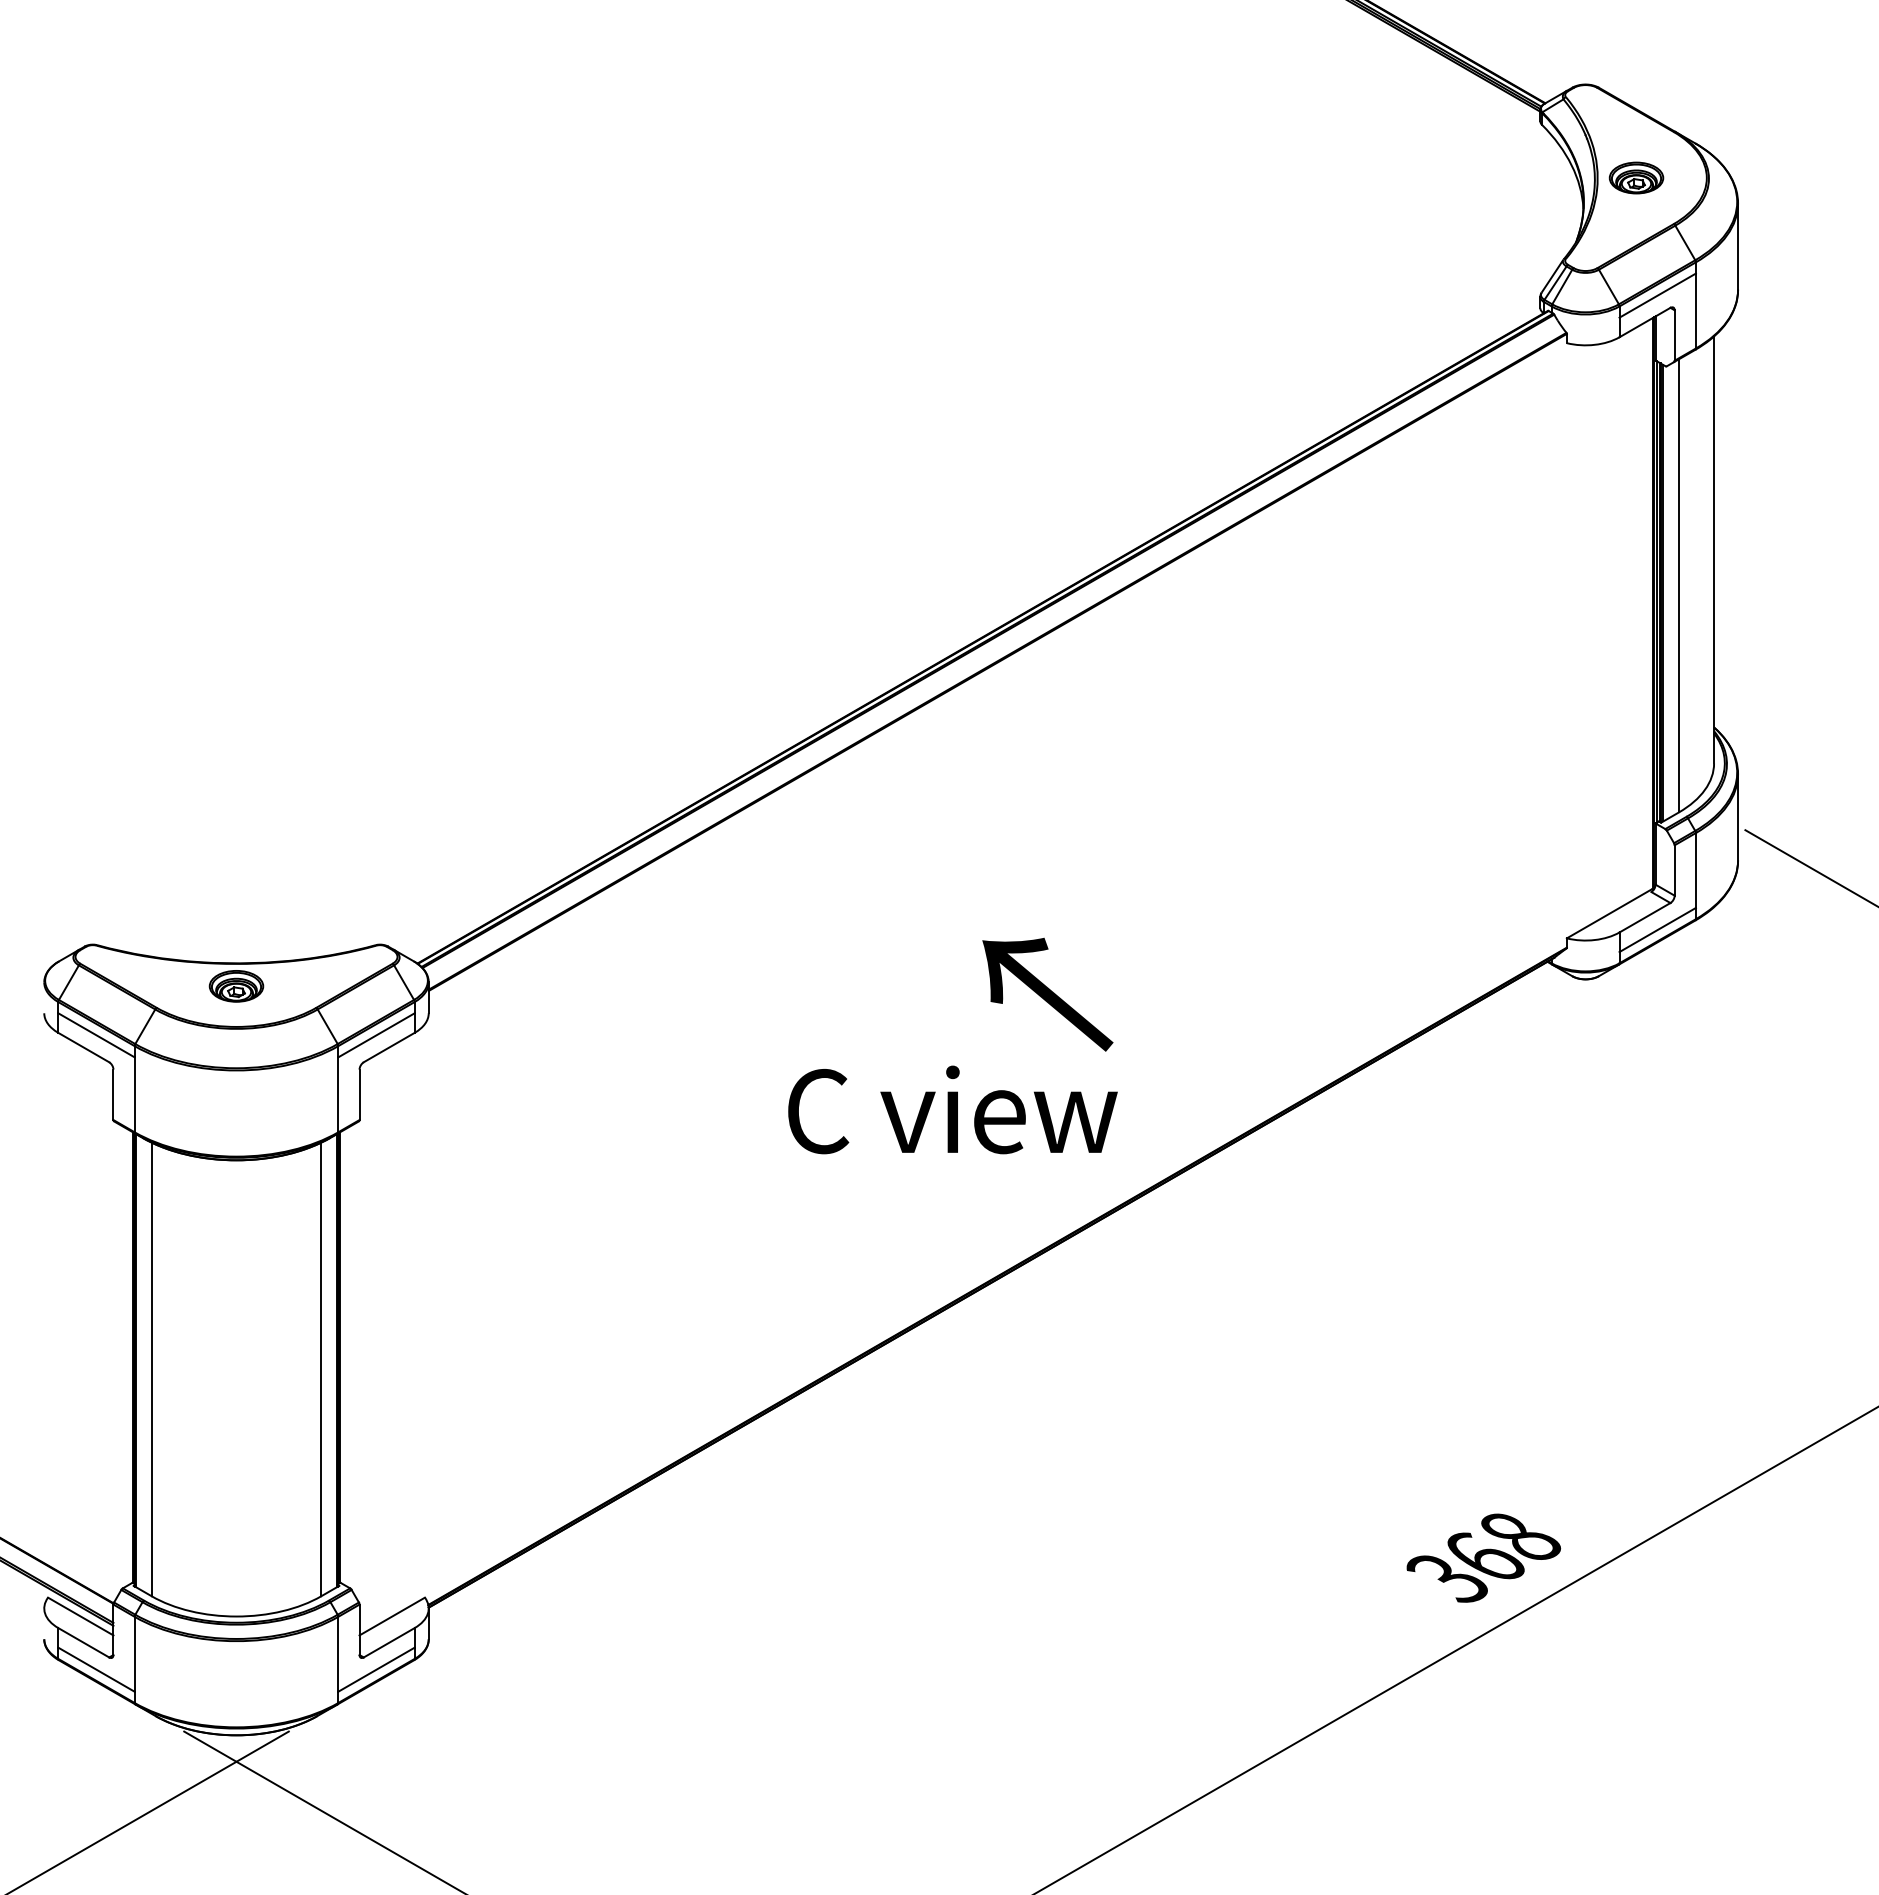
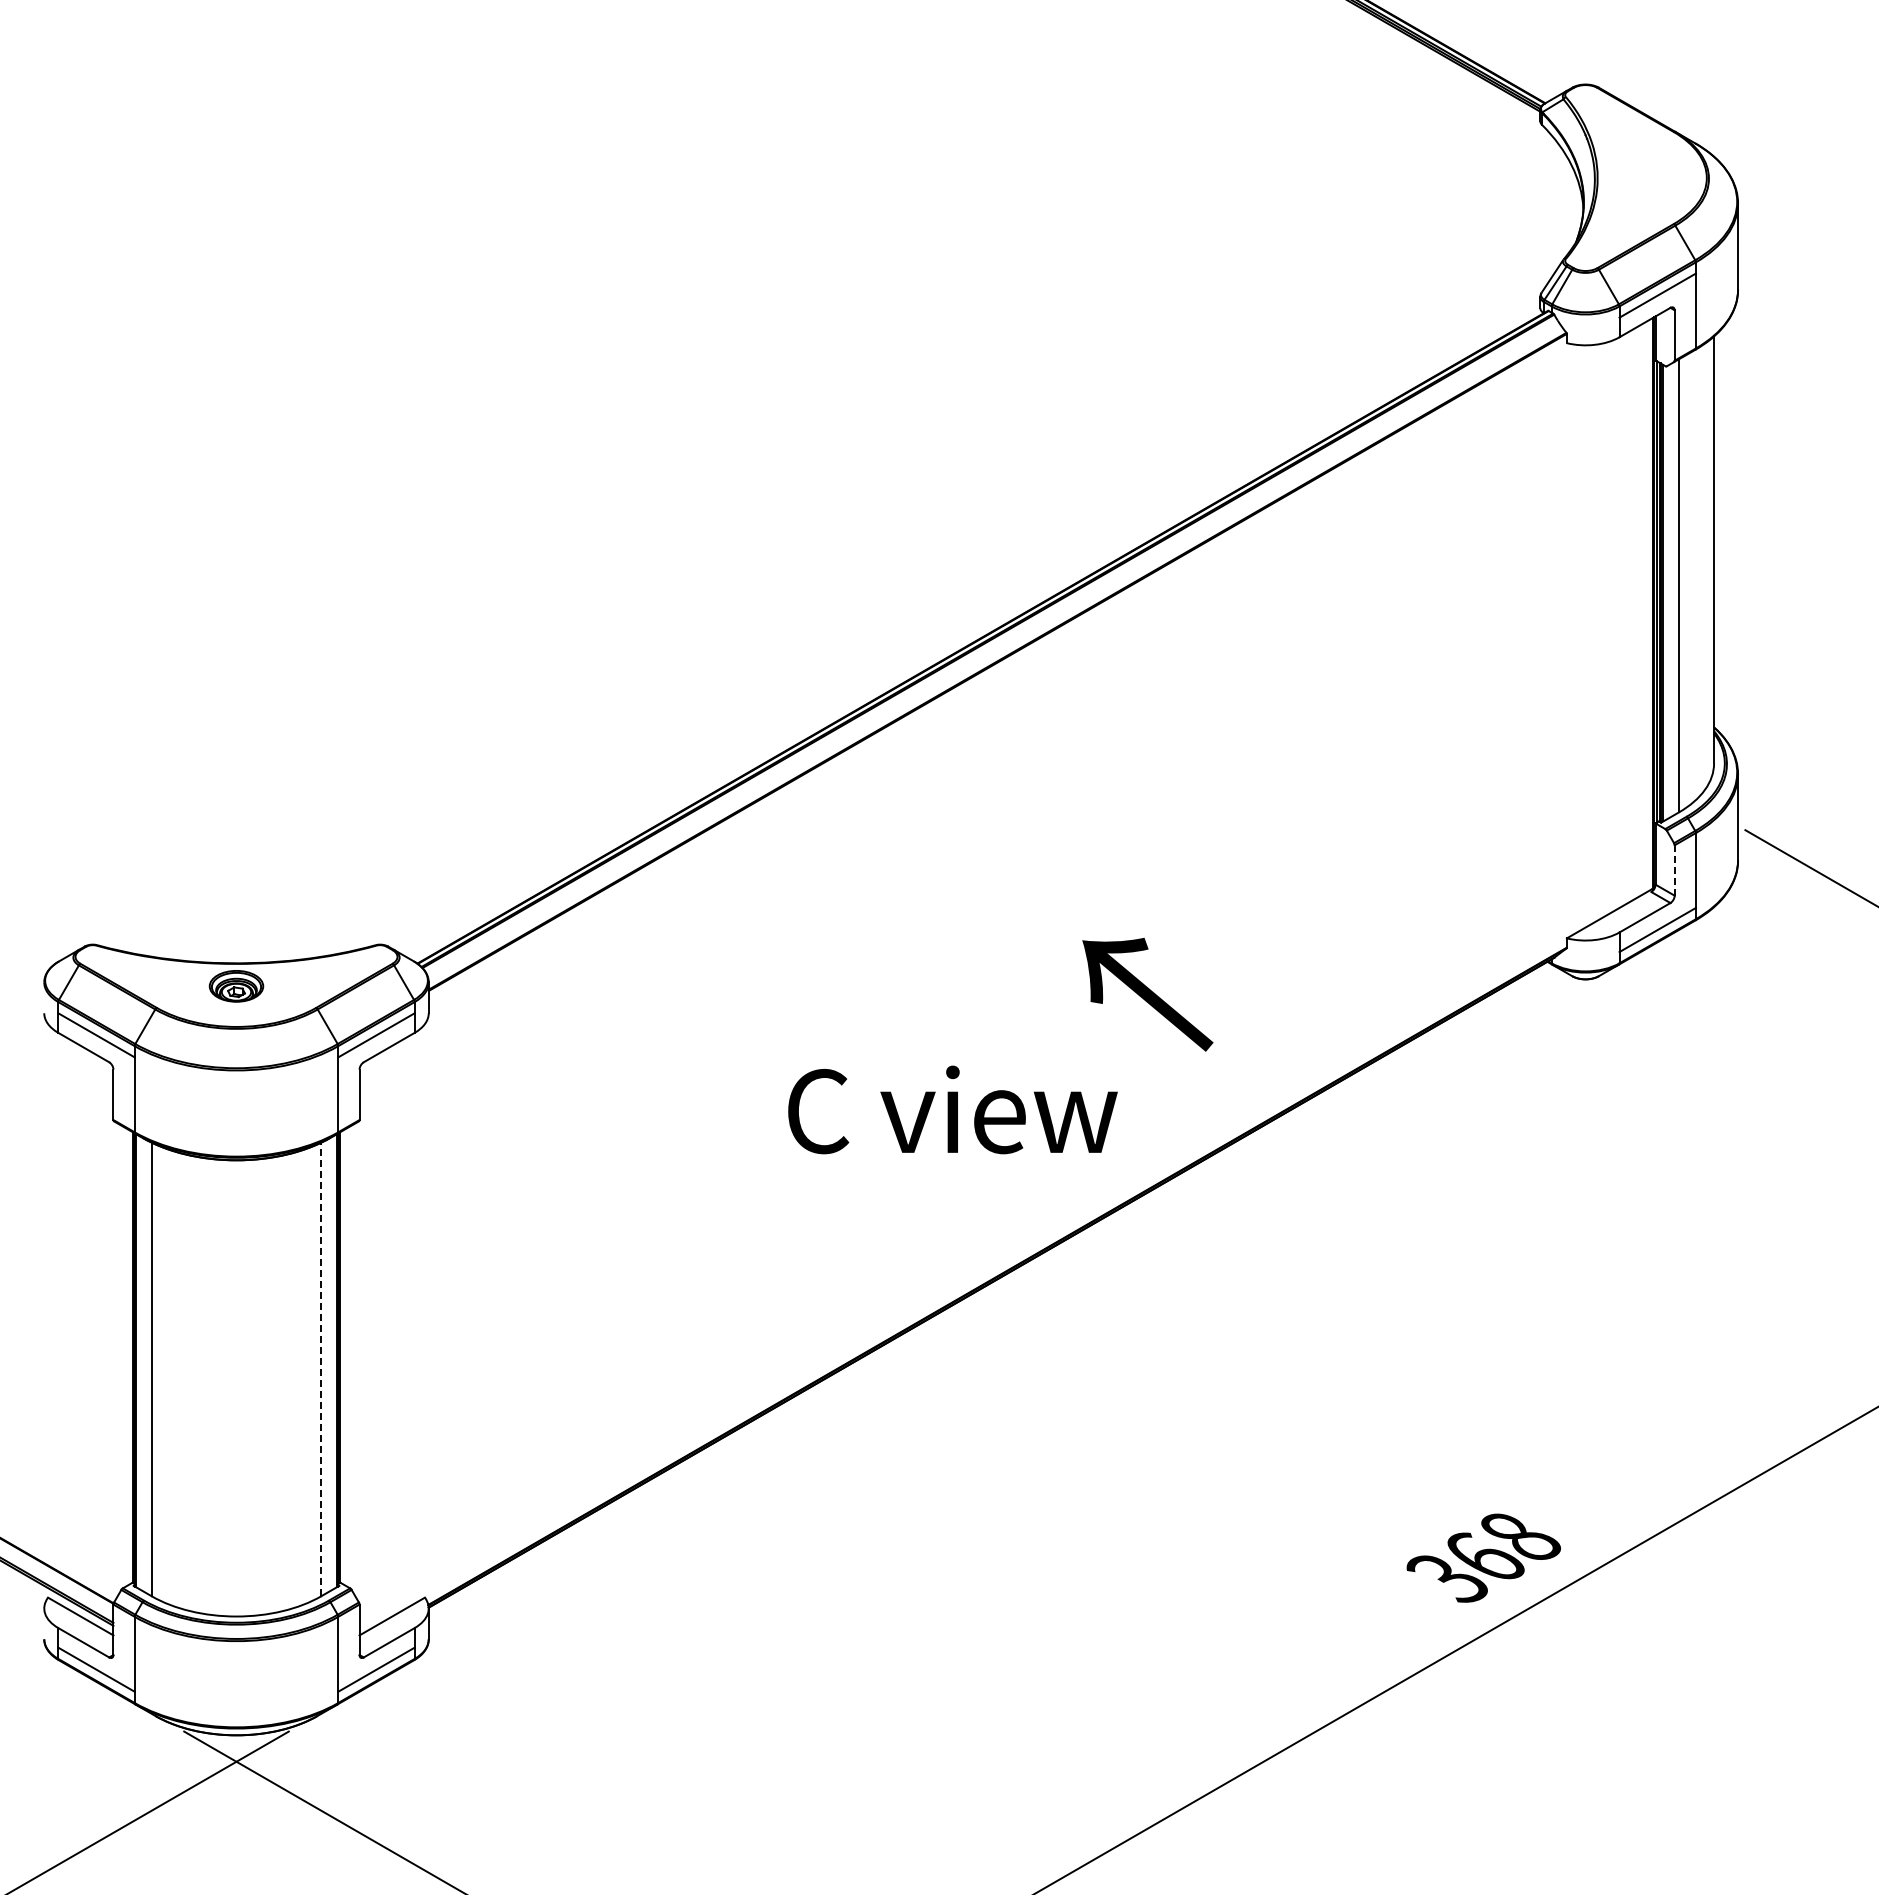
part: present -> none (1636, 177)
line: solid -> dashed (1674, 870)
text position: (1047, 994) -> (1147, 994) (1147, 994)
line: solid -> dashed (321, 1369)
